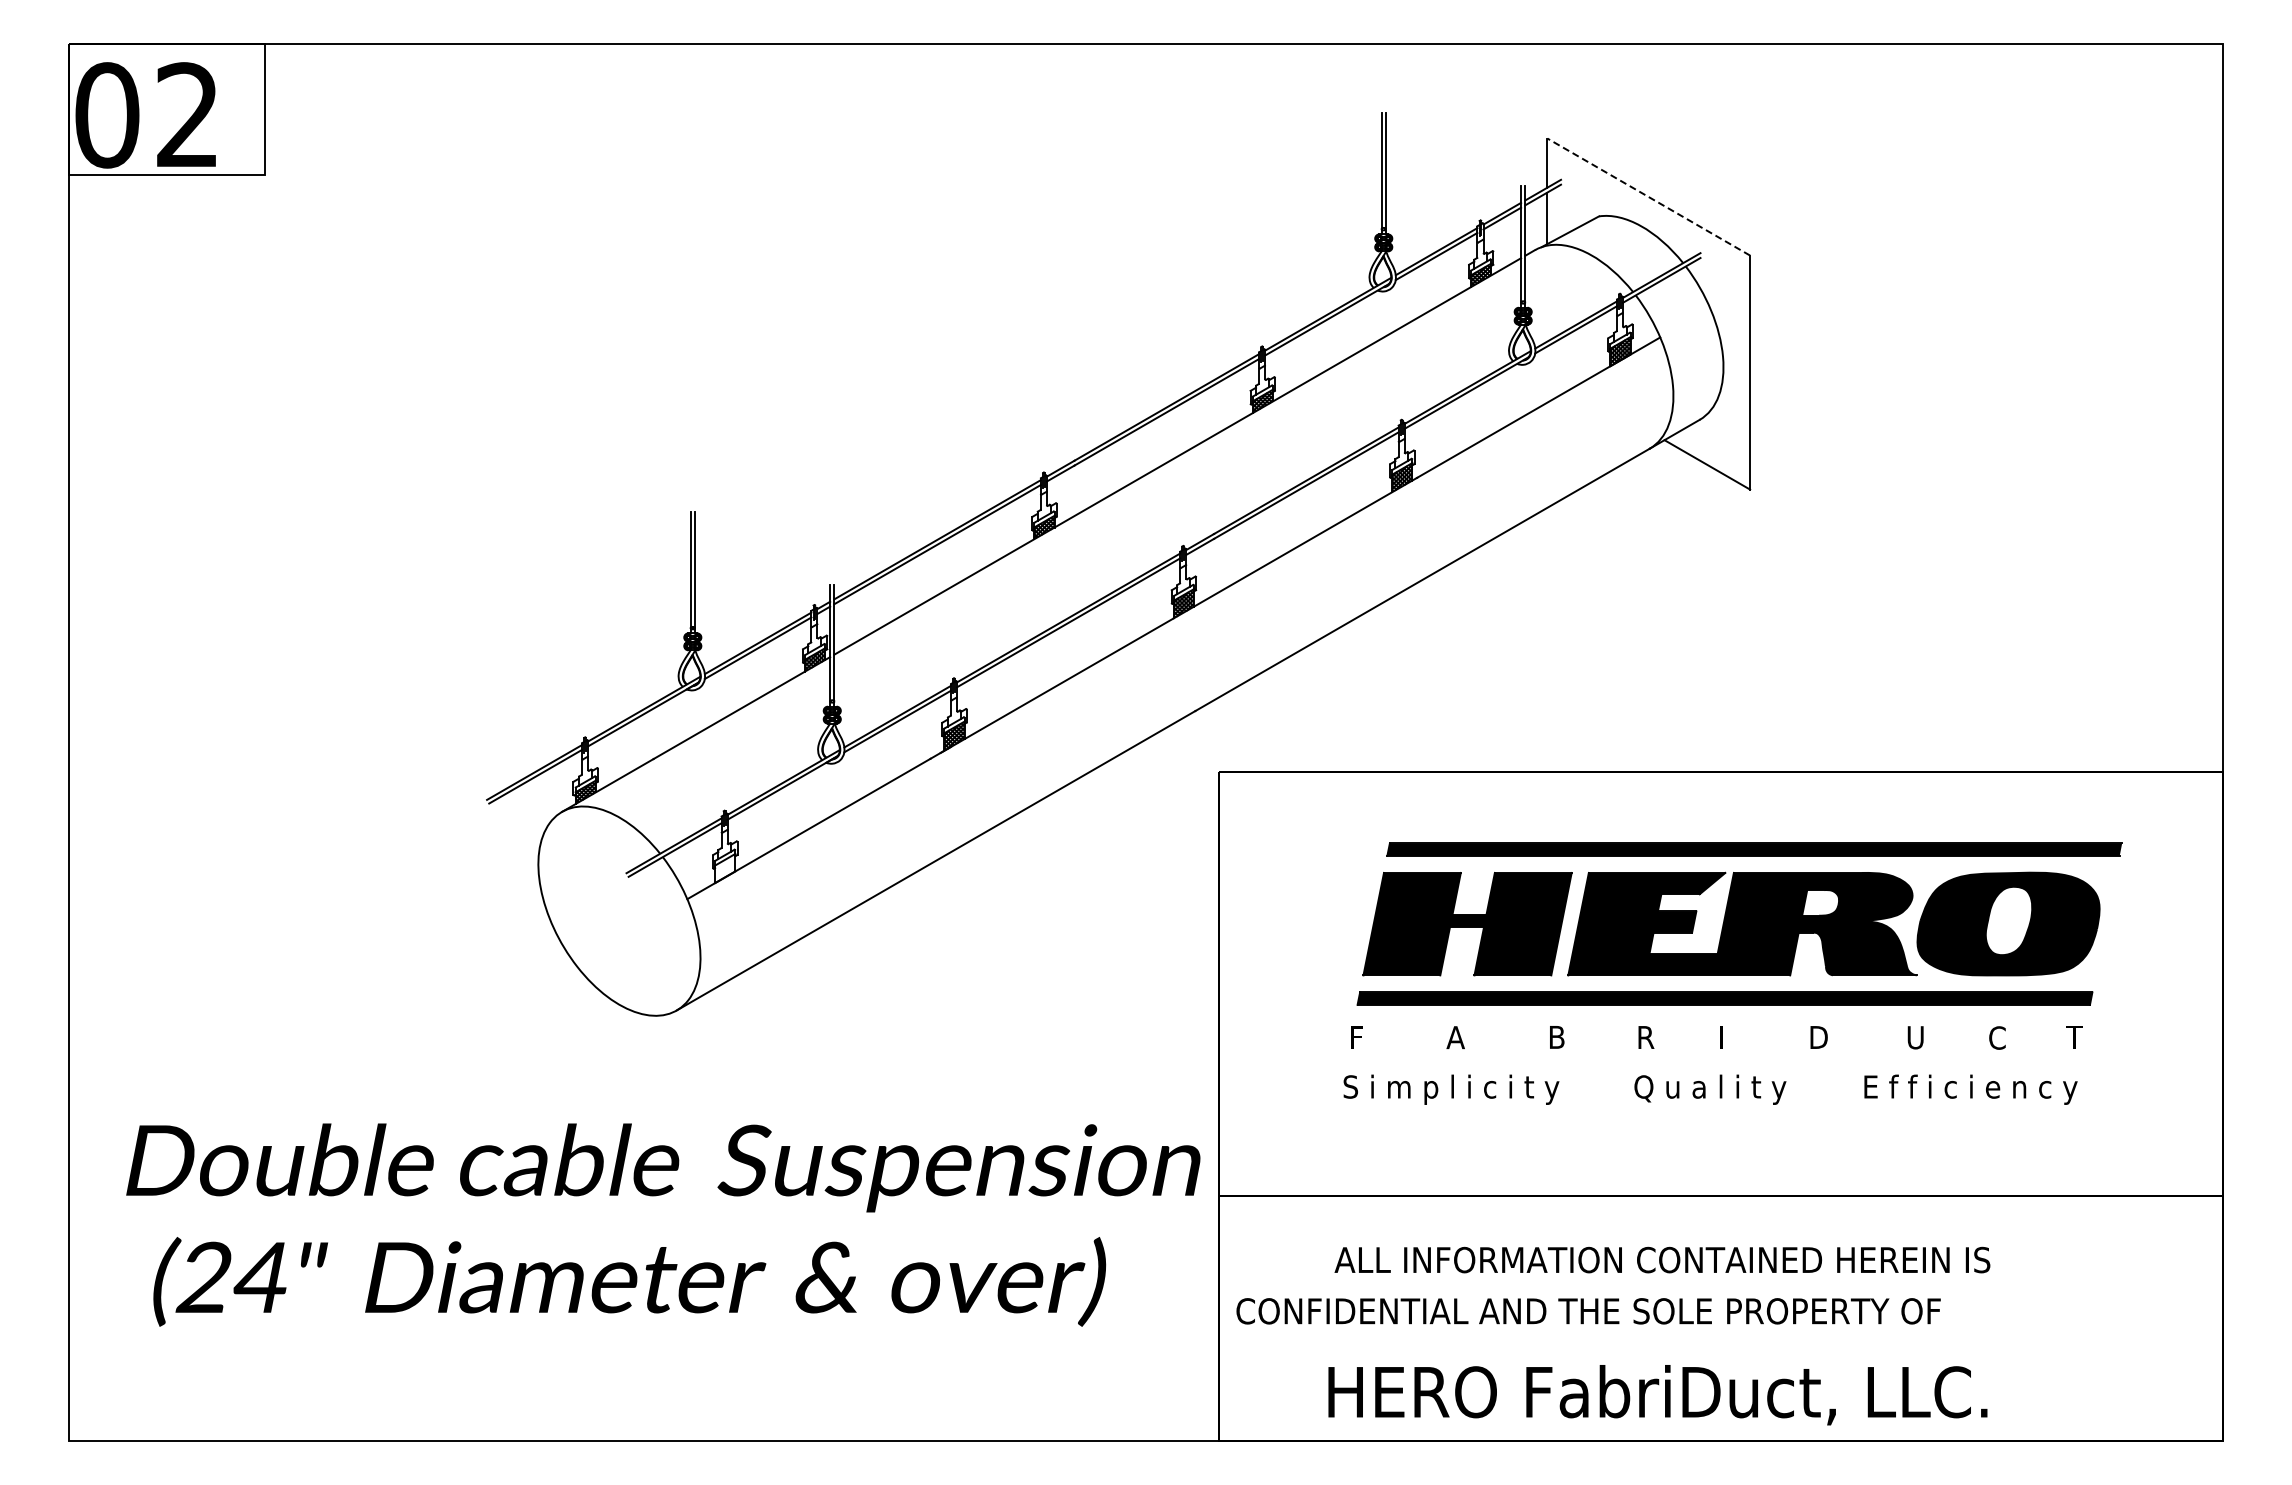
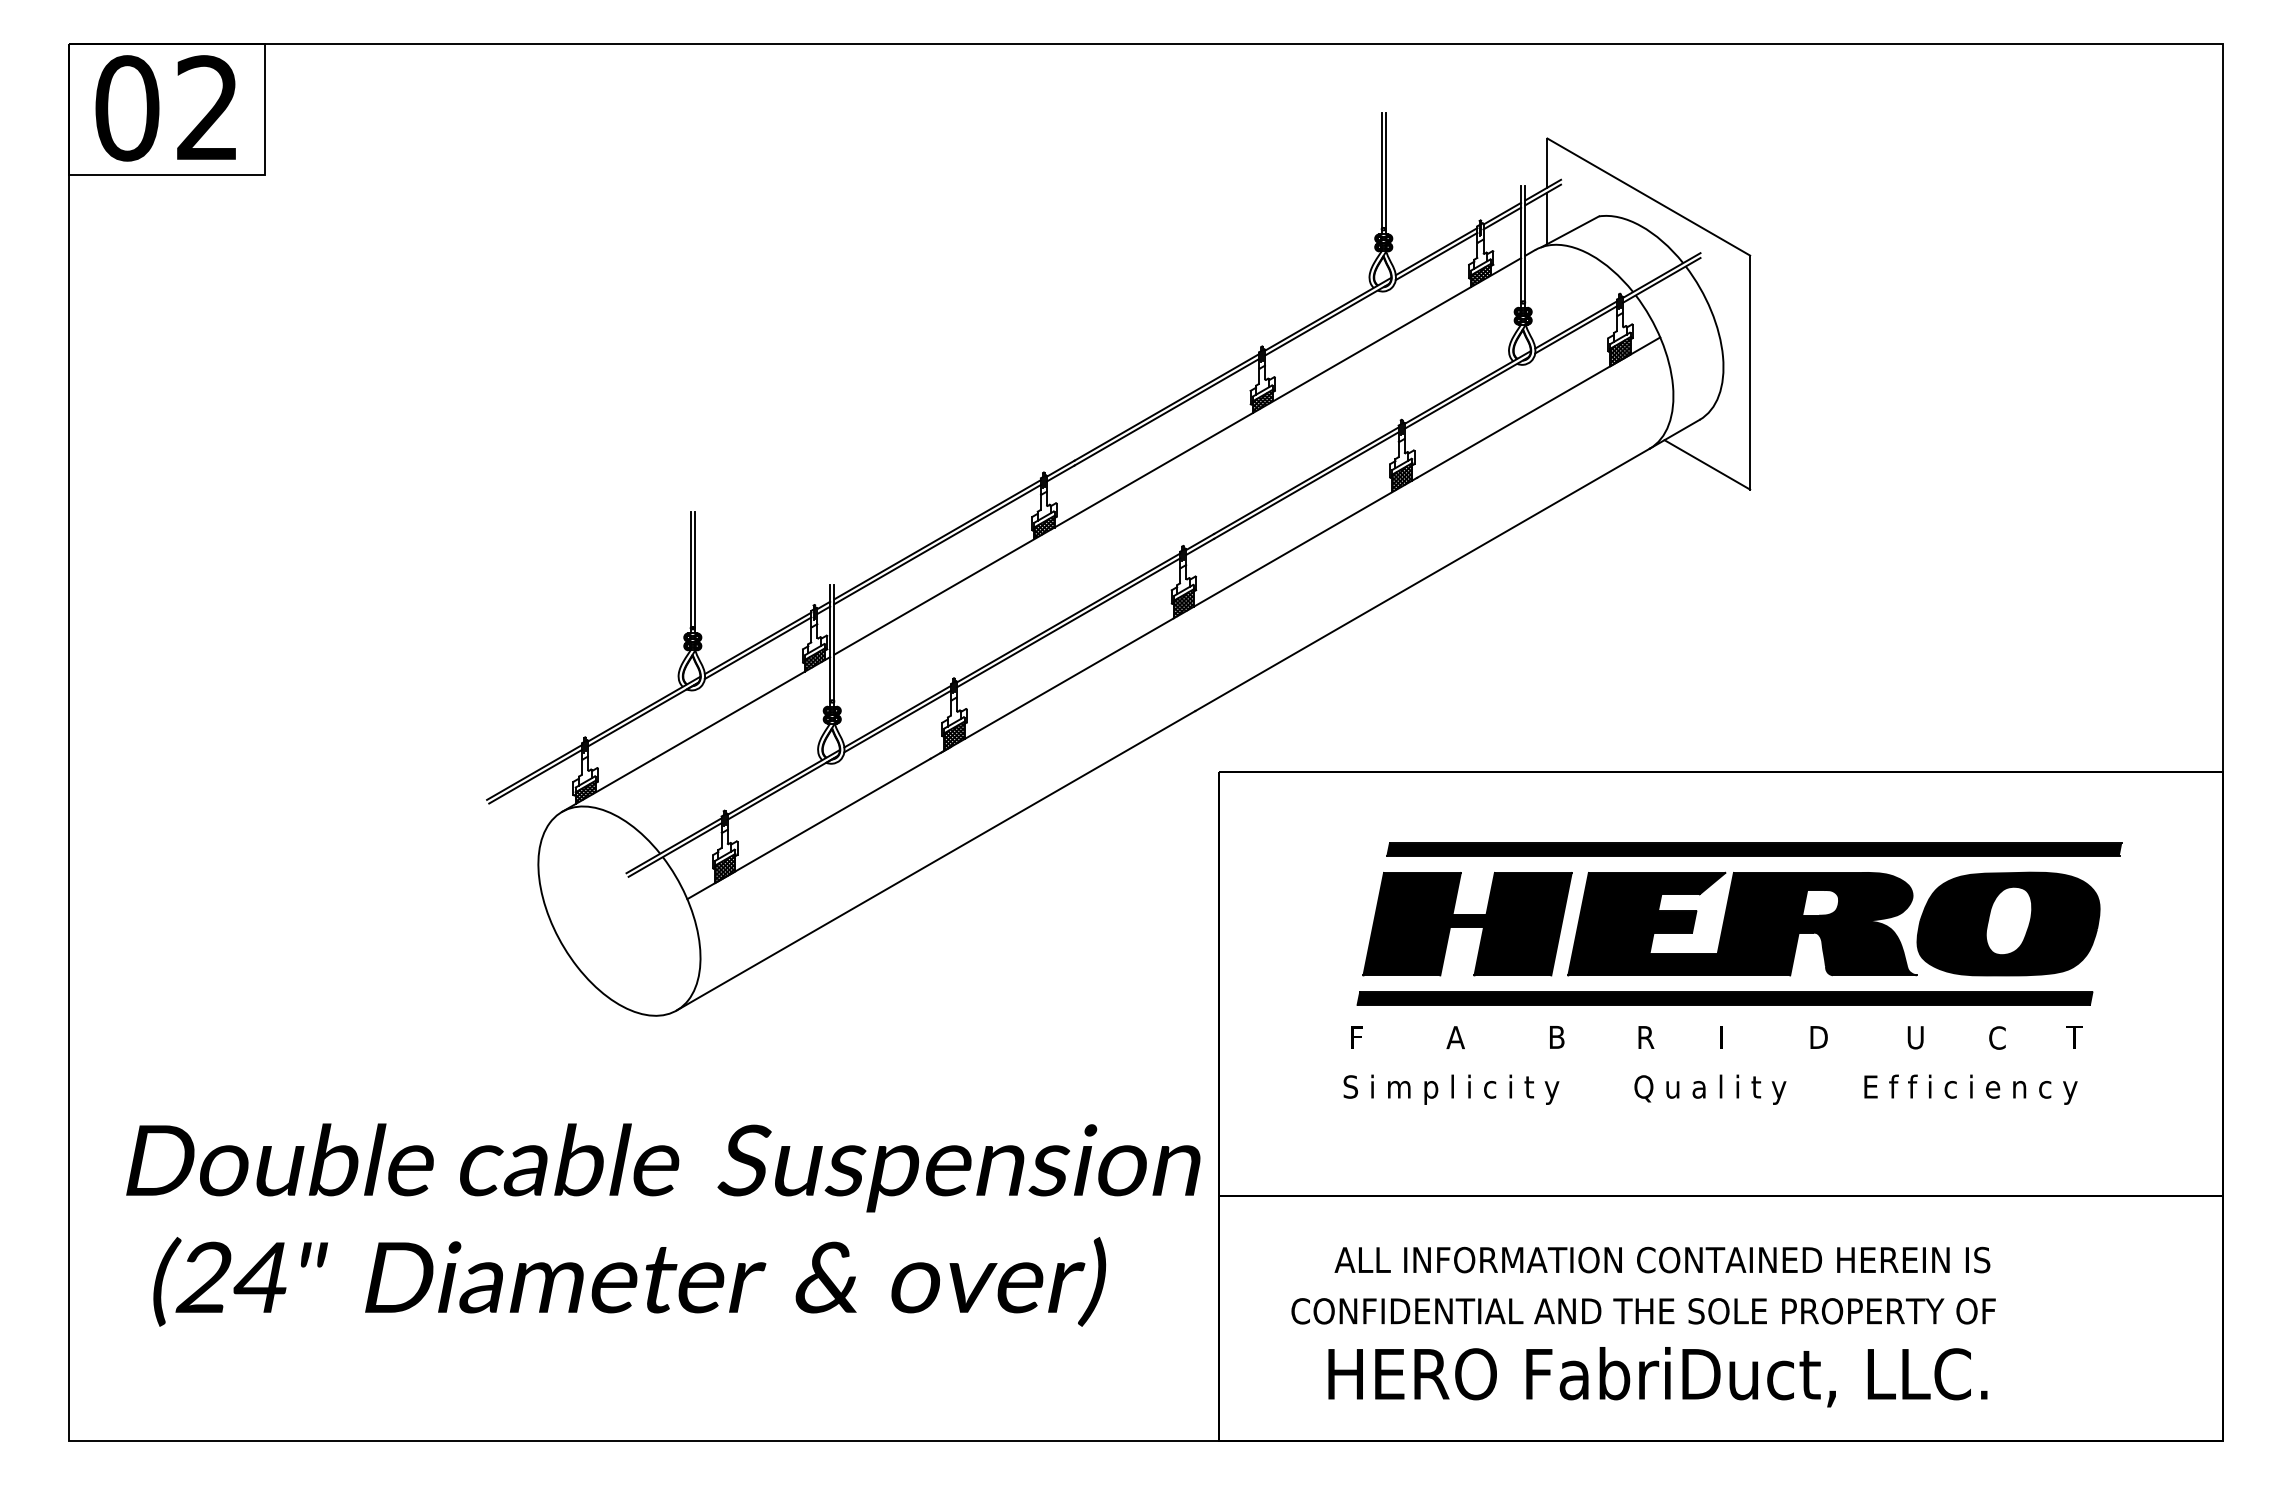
text position: (145, 115) -> (165, 108) (165, 108)
line: dashed -> solid (1648, 196)
hatch: none -> present (725, 868)
text position: (1588, 1311) -> (1643, 1311) (1643, 1311)
text position: (1657, 1395) -> (1657, 1377) (1657, 1377)
